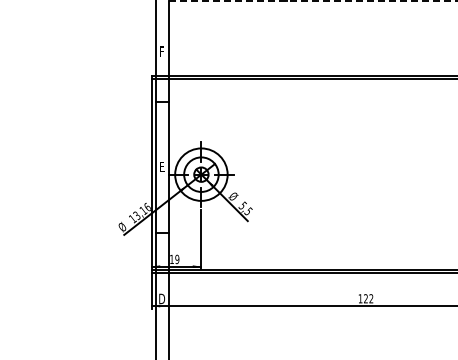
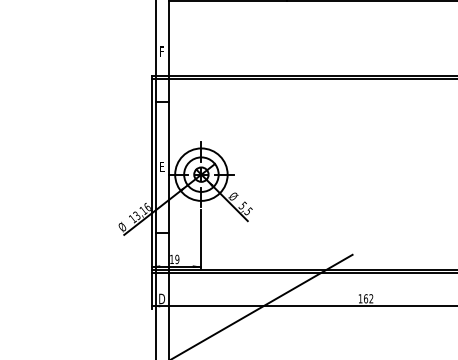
line: dashed -> solid (313, 0)
text: 122 -> 162 (366, 298)
line: none -> present (263, 305)
